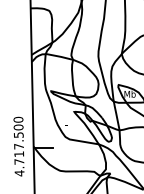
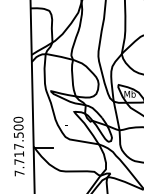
text: 4.717.500 -> 7.717.500 (19, 173)
